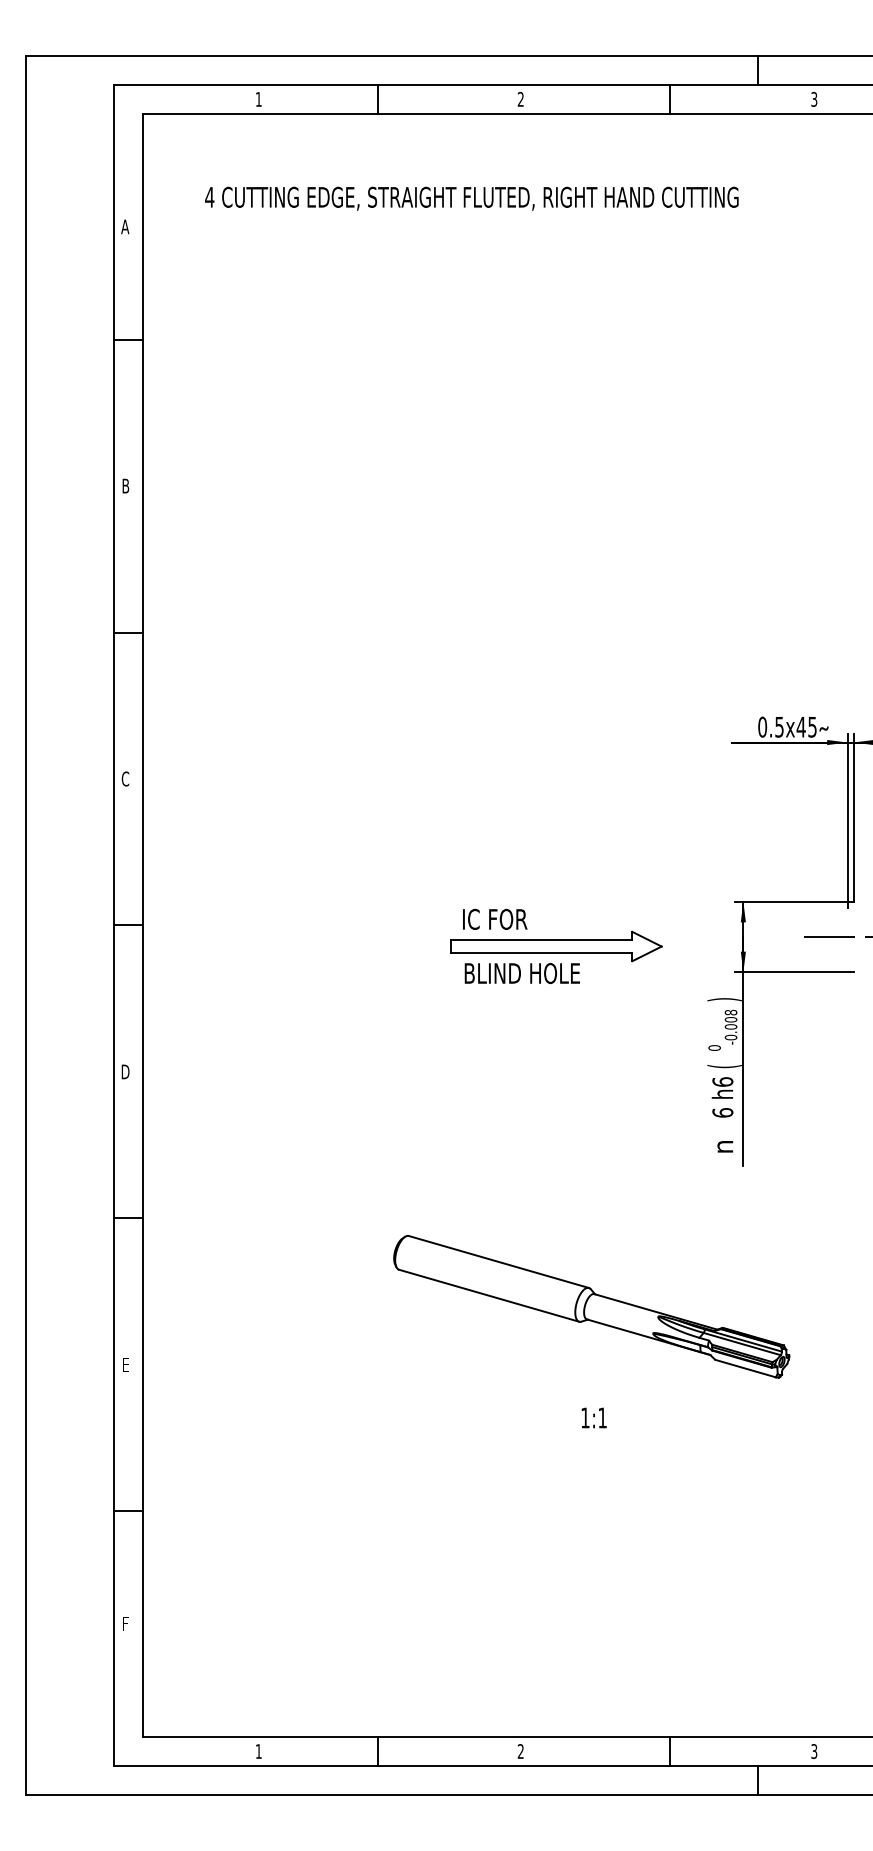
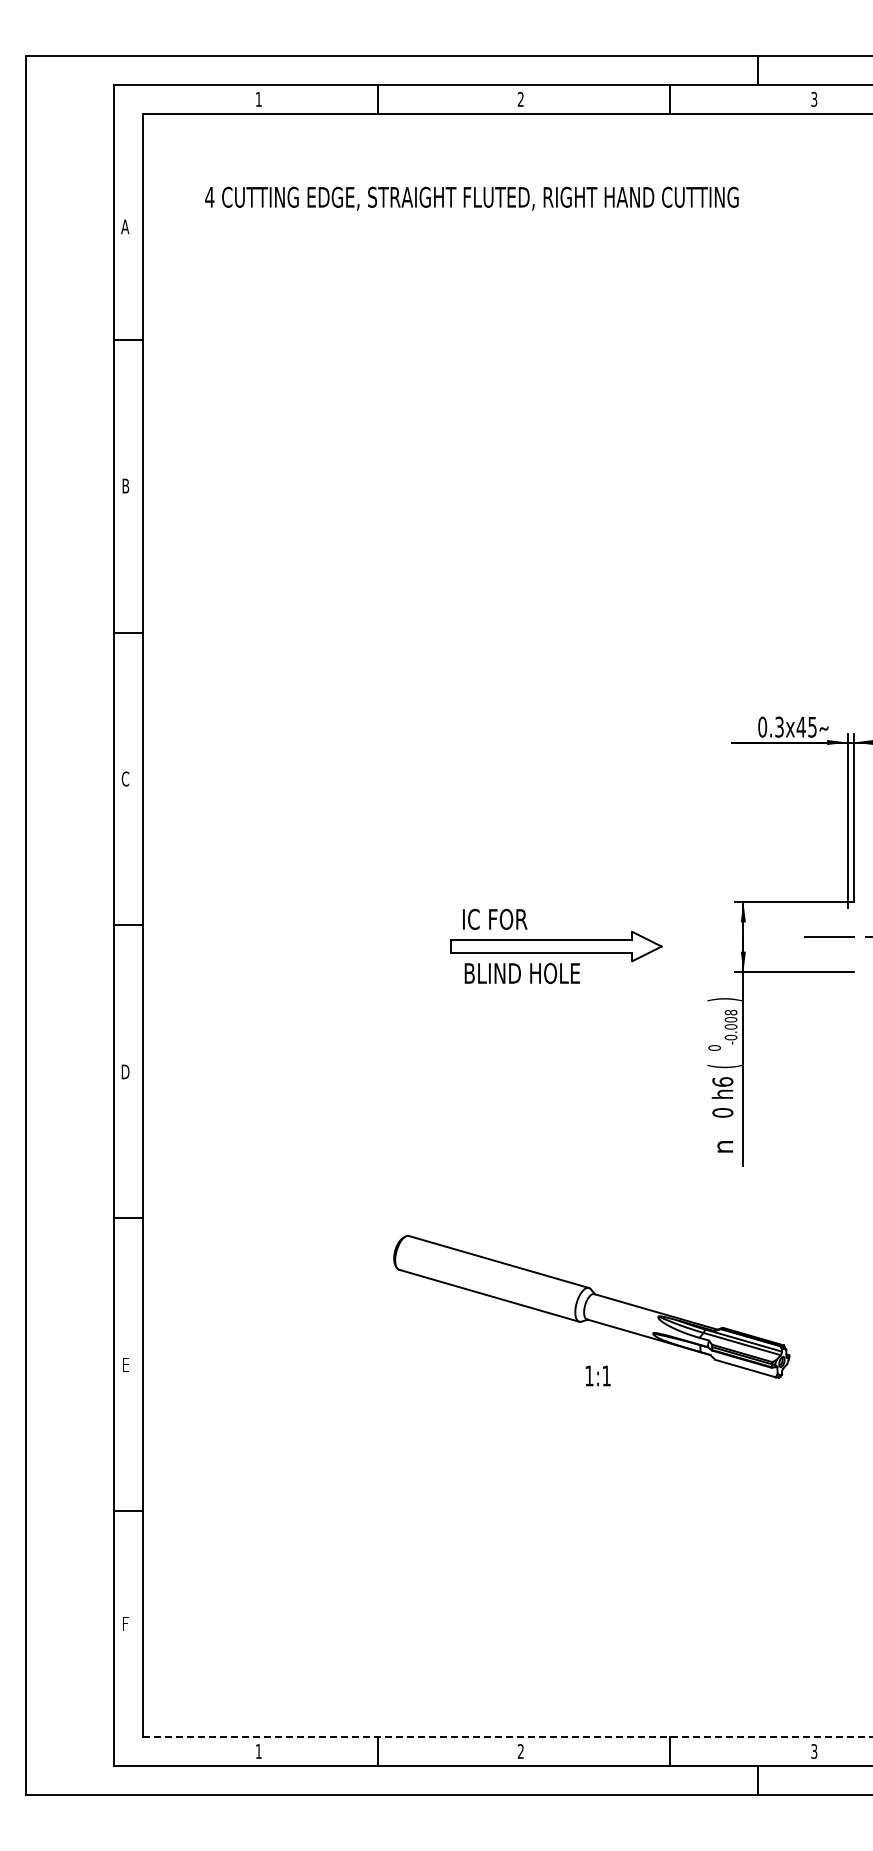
text: 0.5x45 -> 0.3x45 (779, 726)
text: 6 -> 0 (722, 1112)
text position: (593, 1417) -> (597, 1375) (597, 1375)
line: solid -> dashed (508, 1736)
